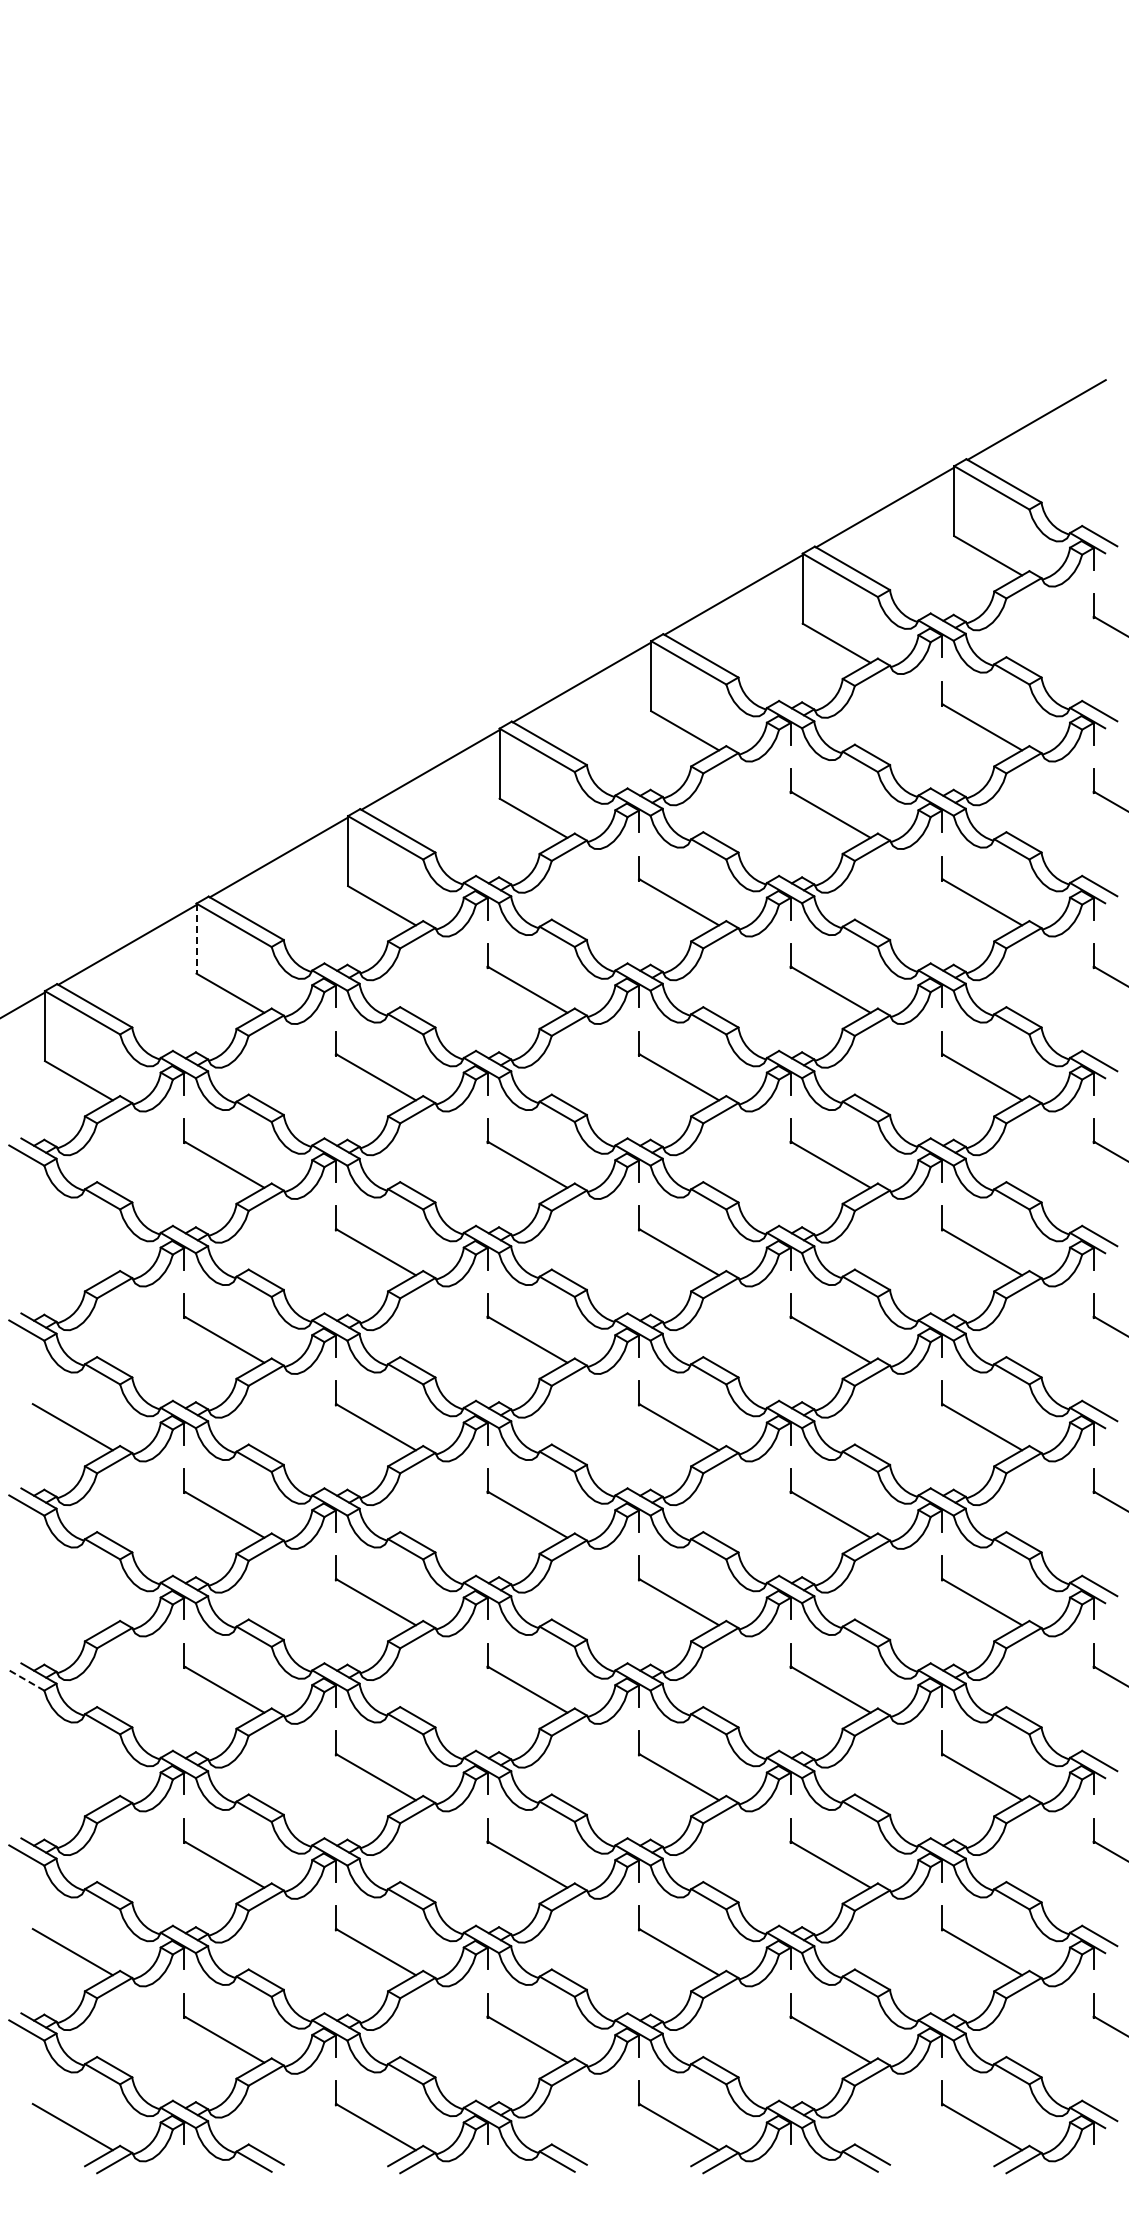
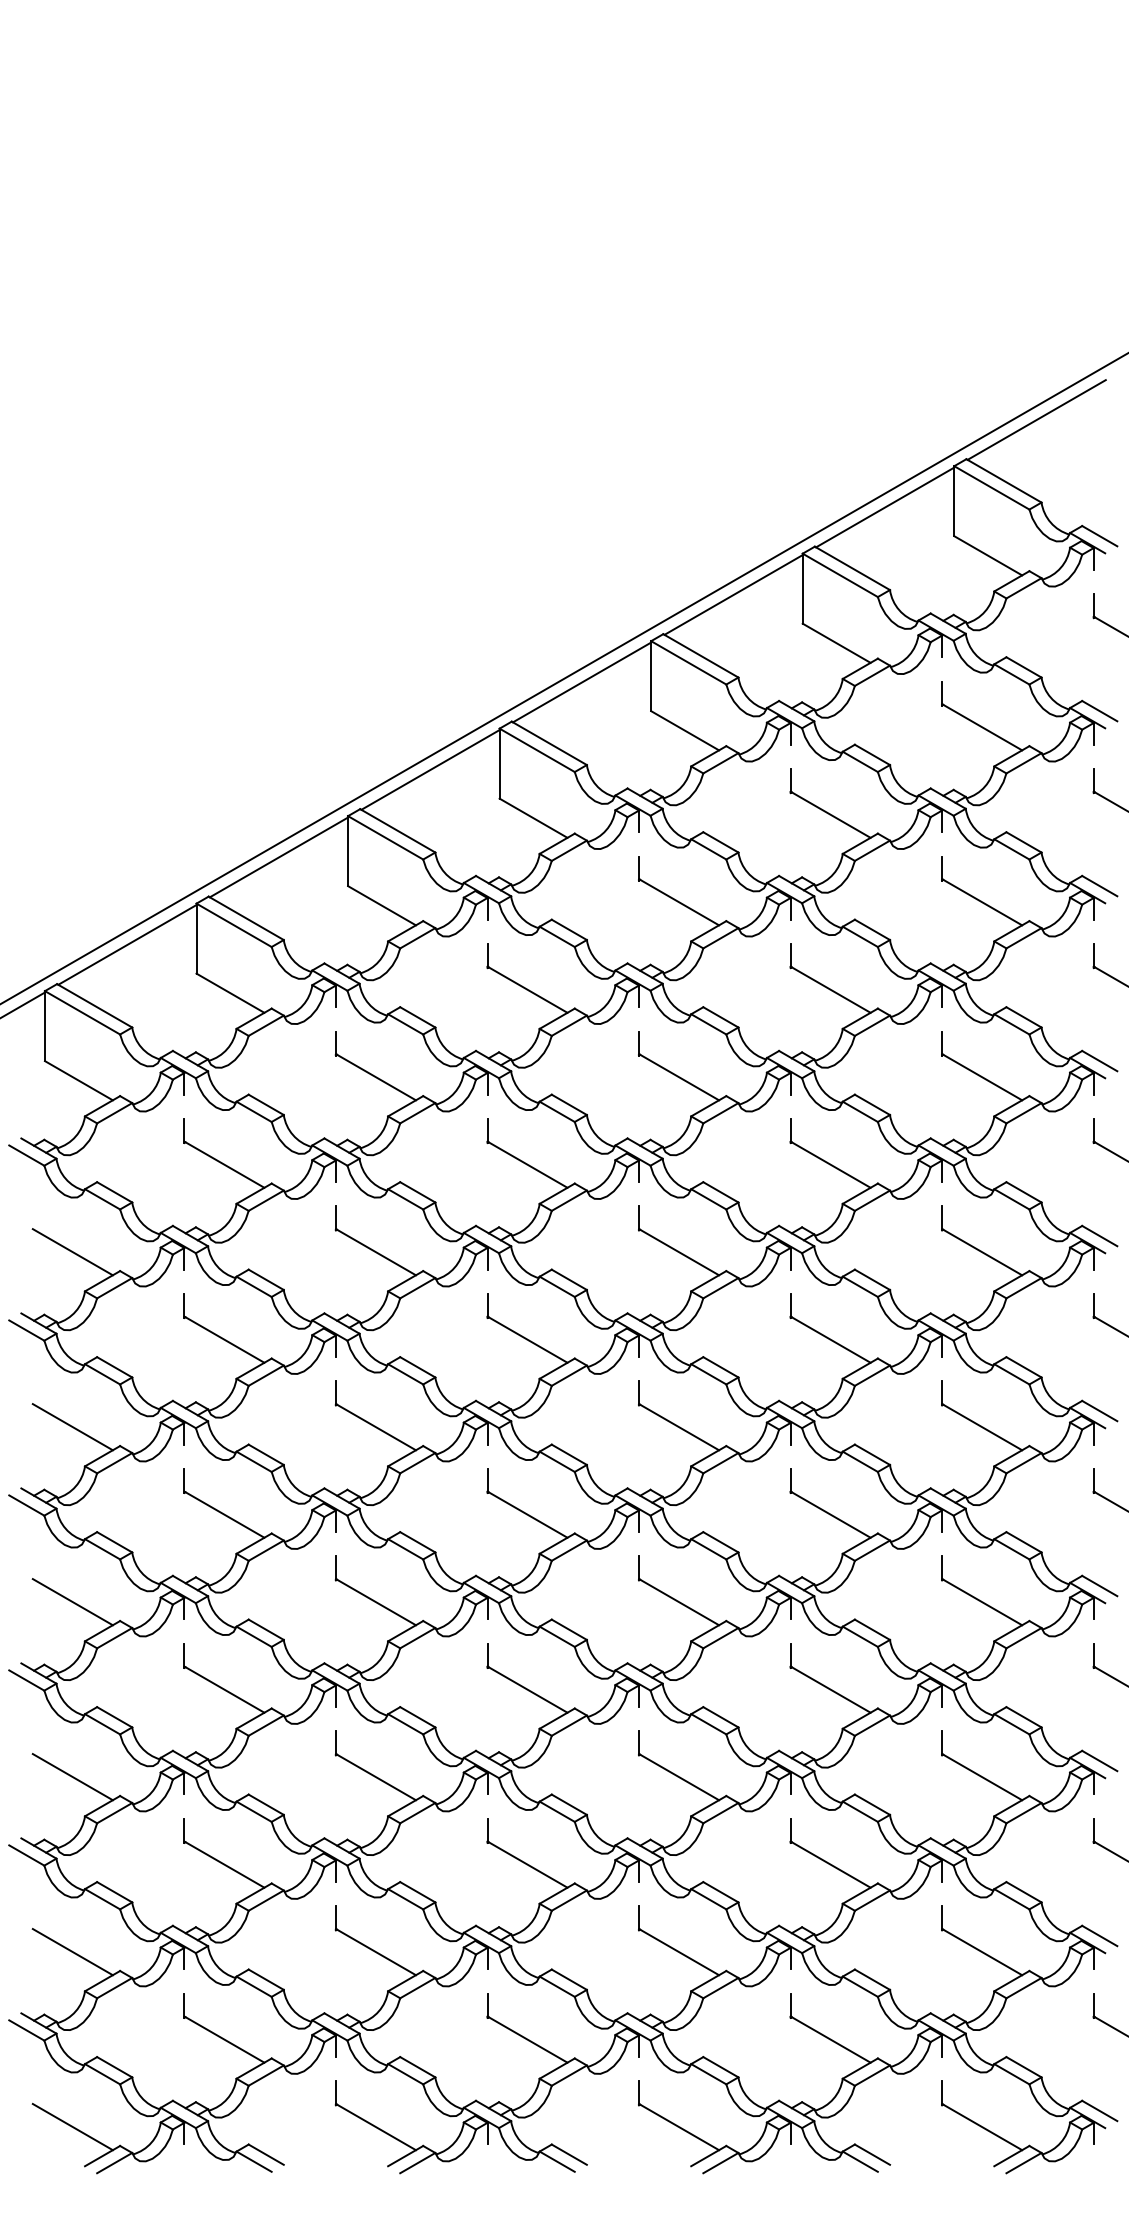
line: none -> present (563, 678)
line: dashed -> solid (196, 939)
line: none -> present (72, 1252)
line: none -> present (72, 1602)
line: dashed -> solid (26, 1680)
line: none -> present (72, 1777)
